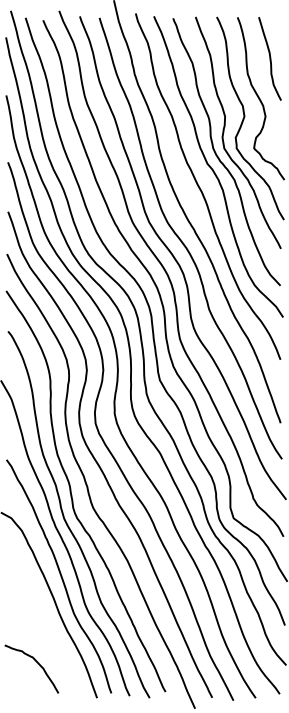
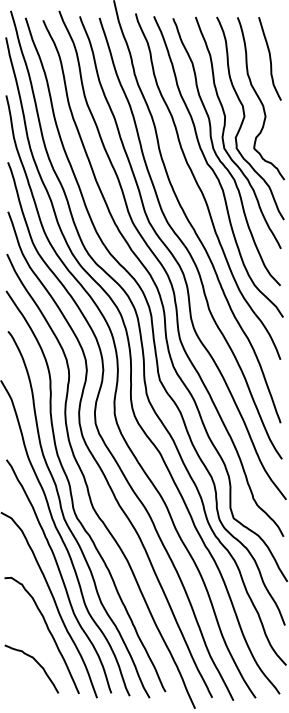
curve: none -> present (48, 631)
